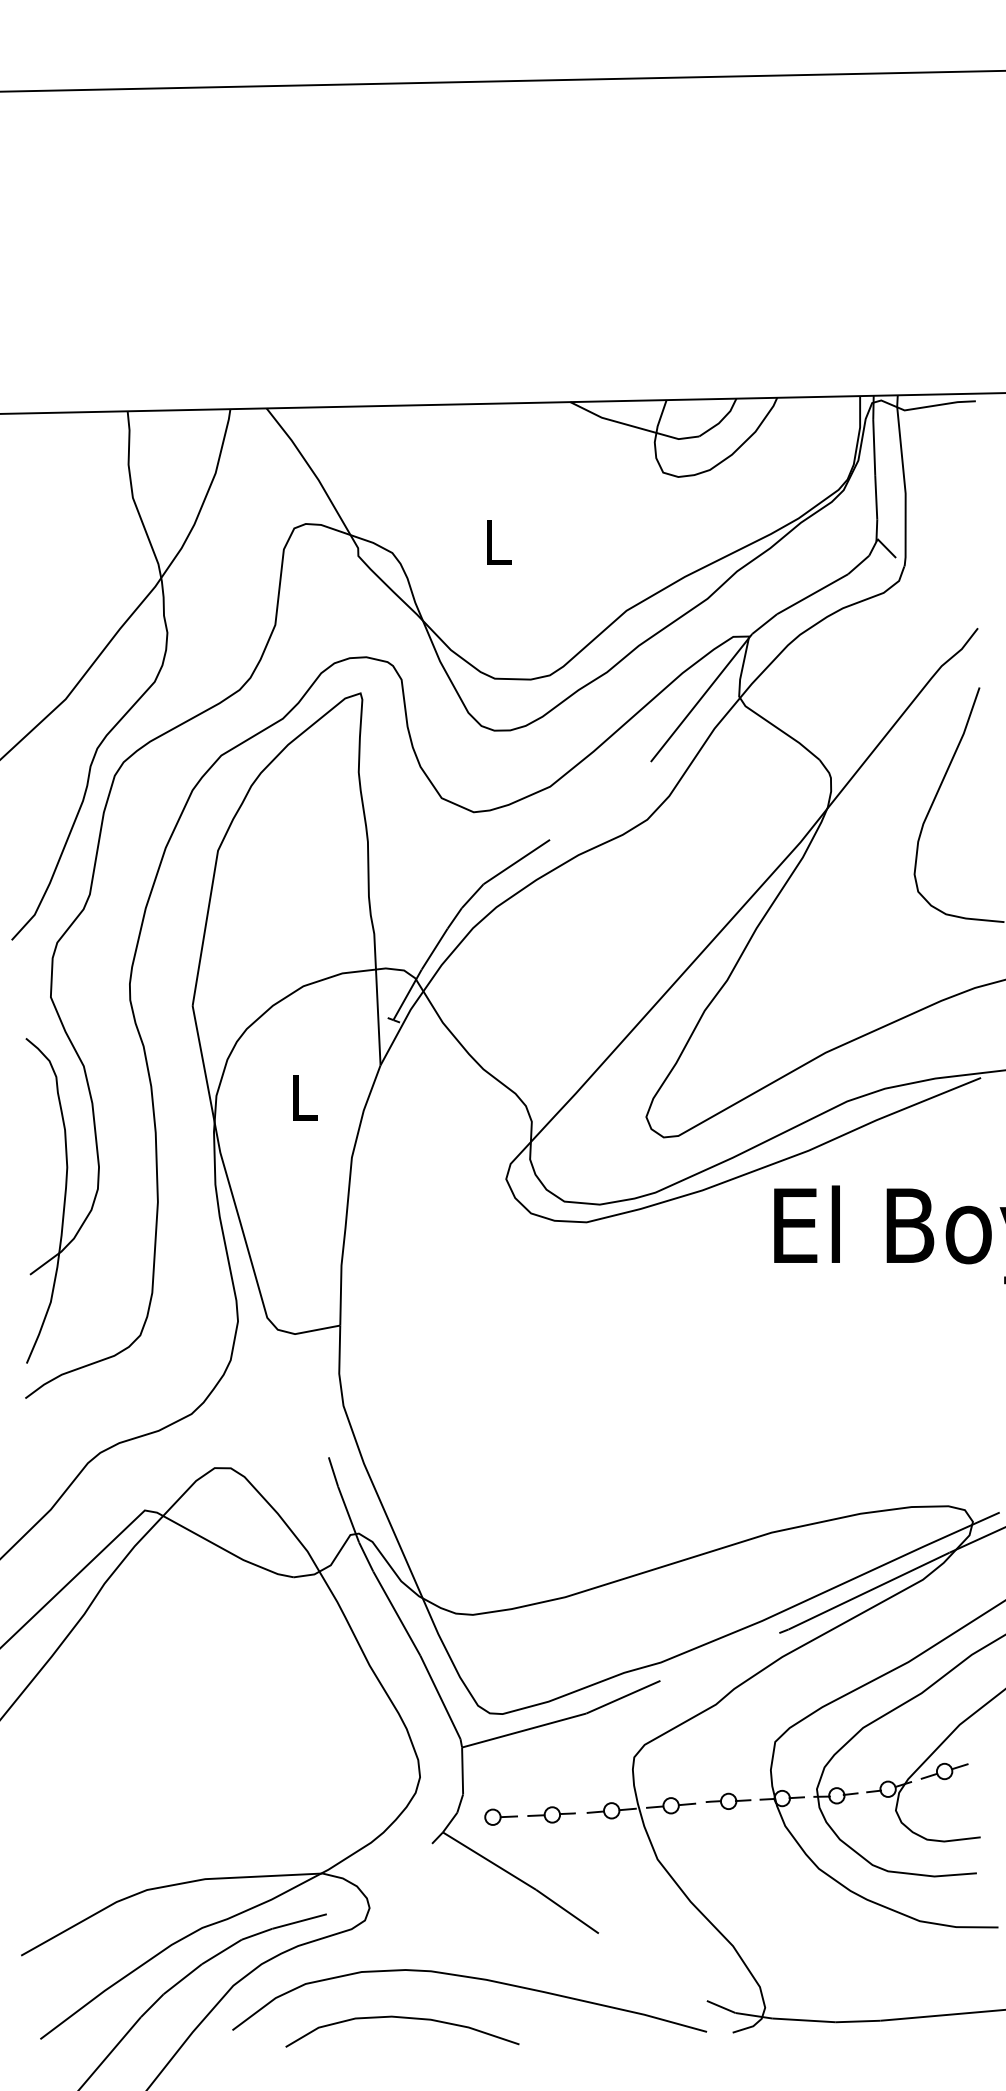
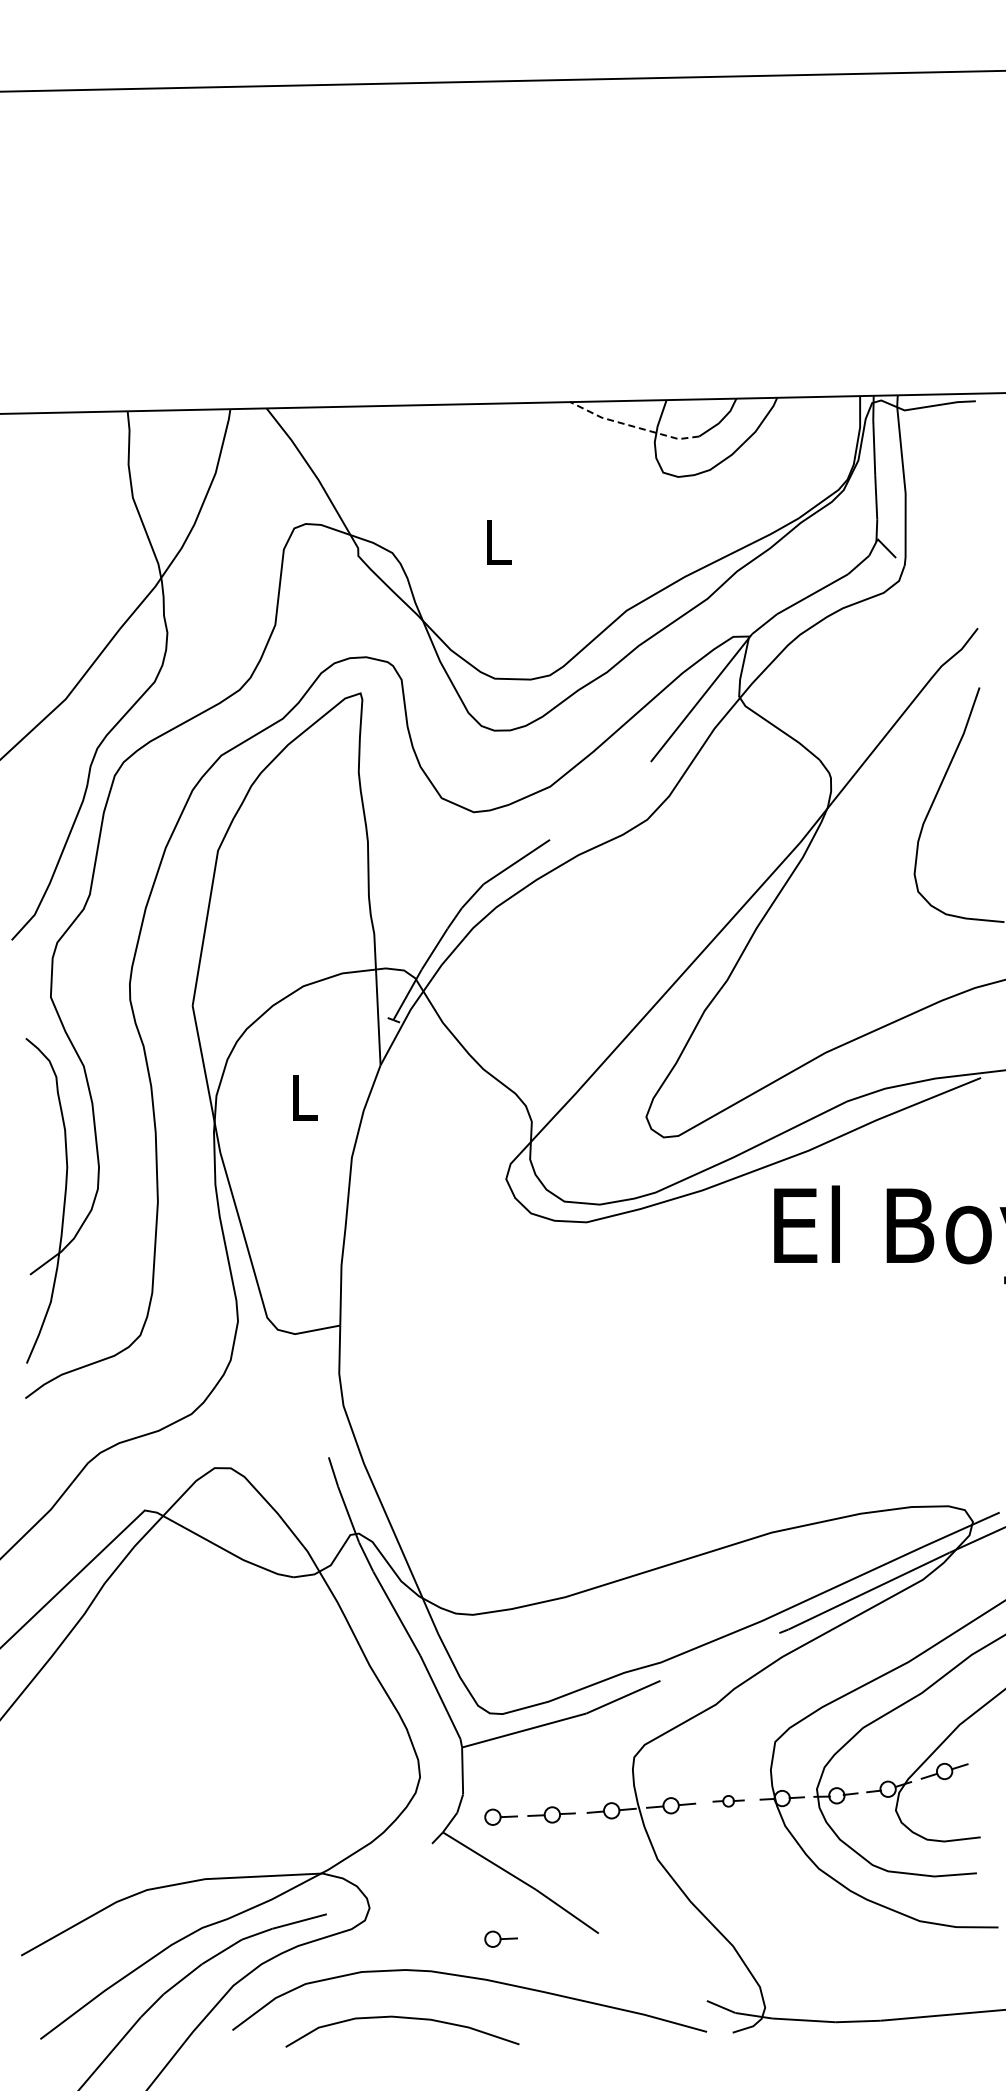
line: solid -> dashed (632, 426)
part size: 47x18 px -> 33x13 px (728, 1801)
part: none -> present (500, 1938)
